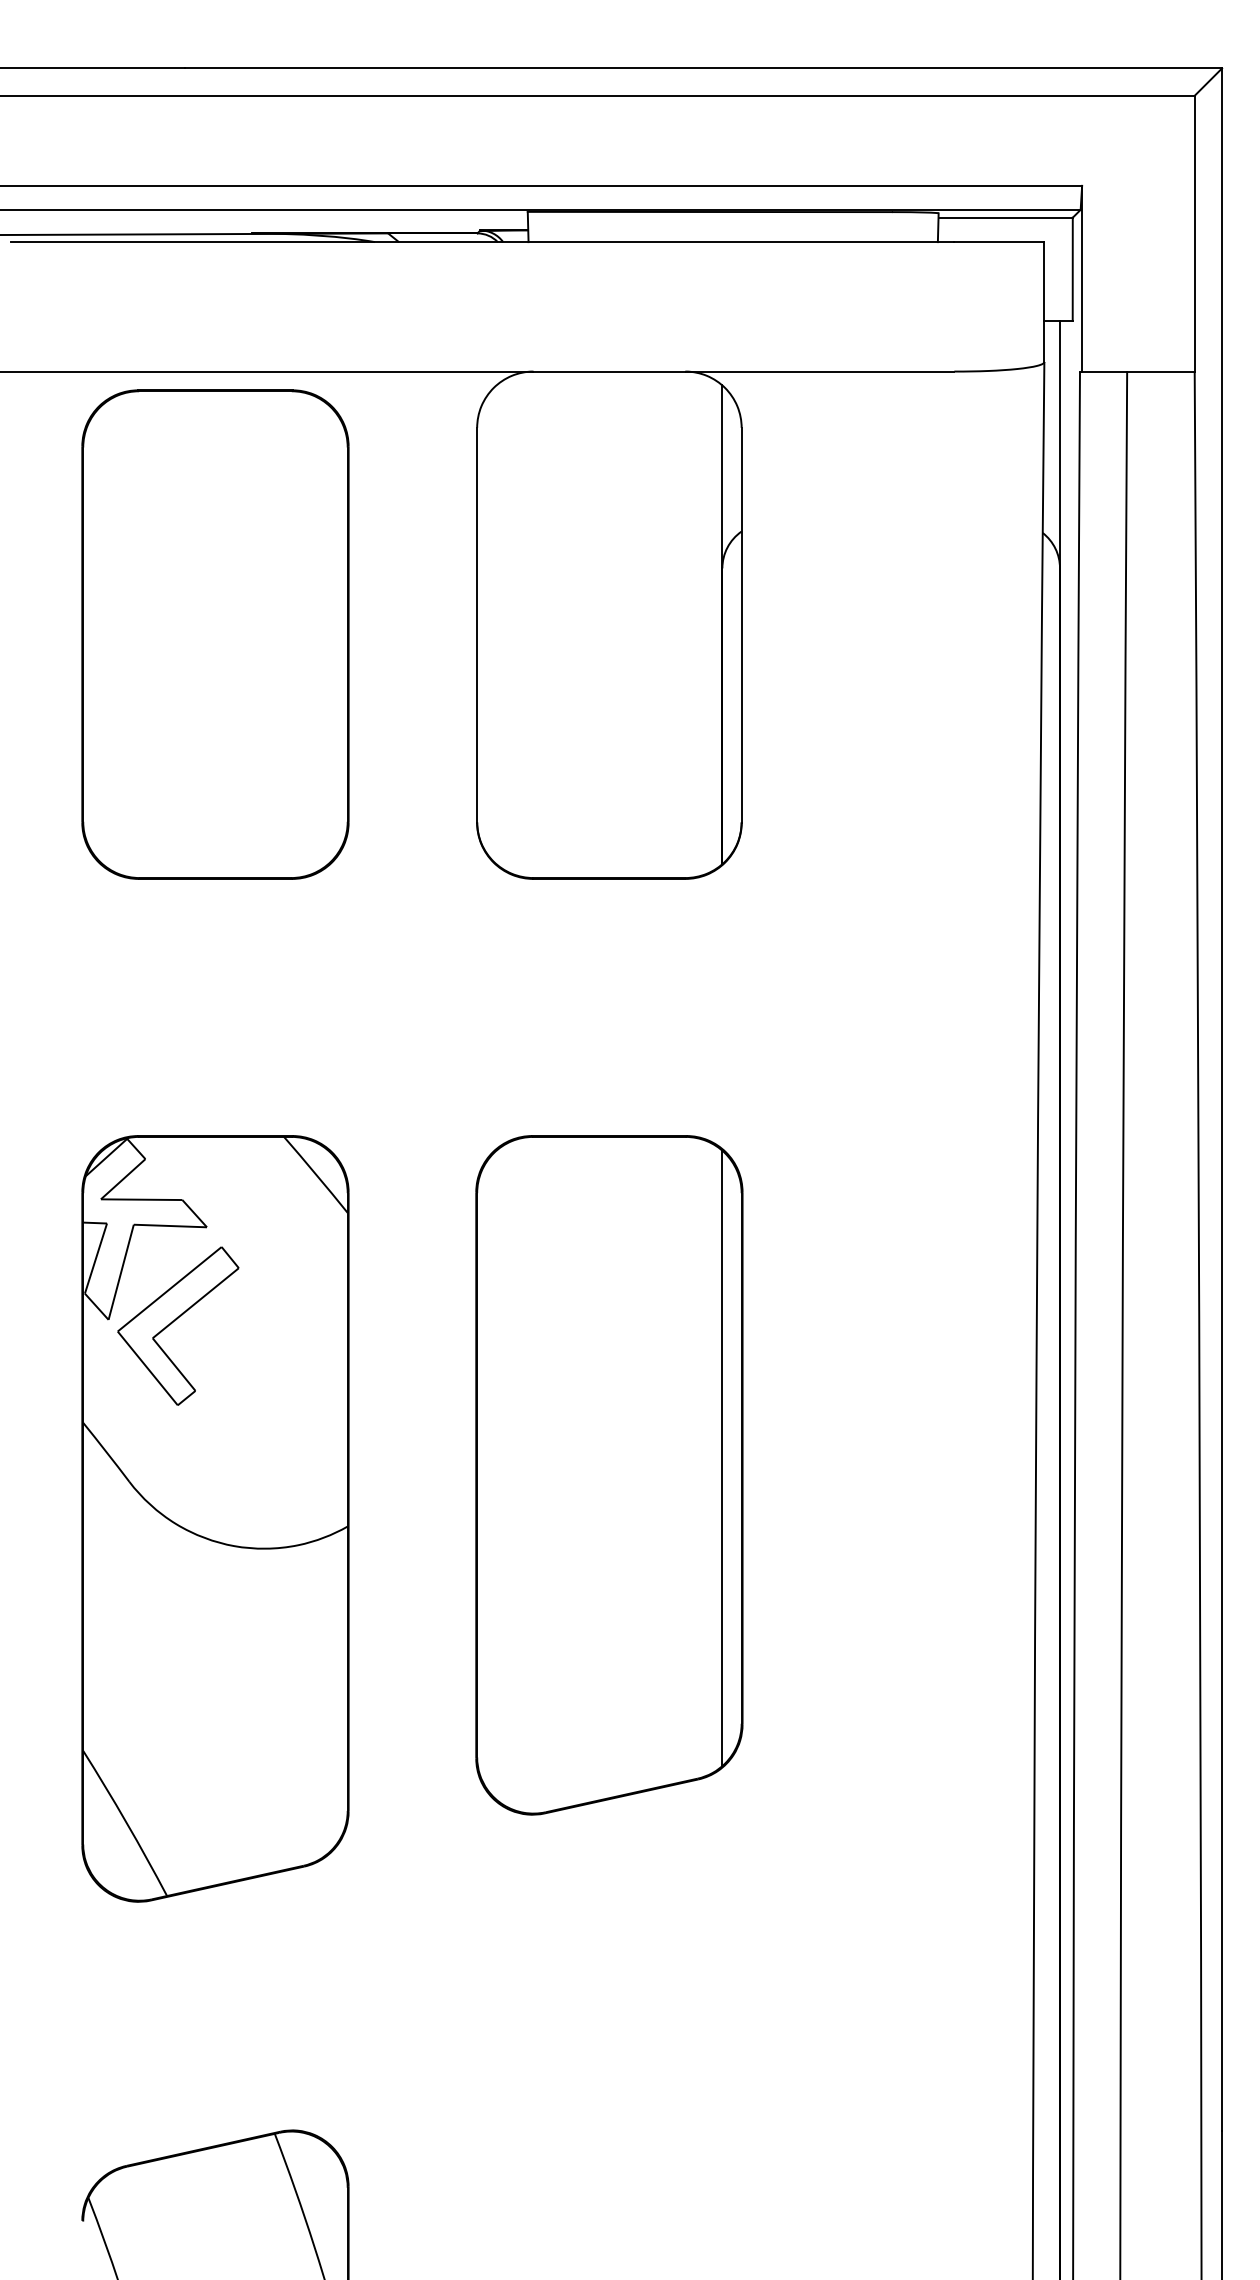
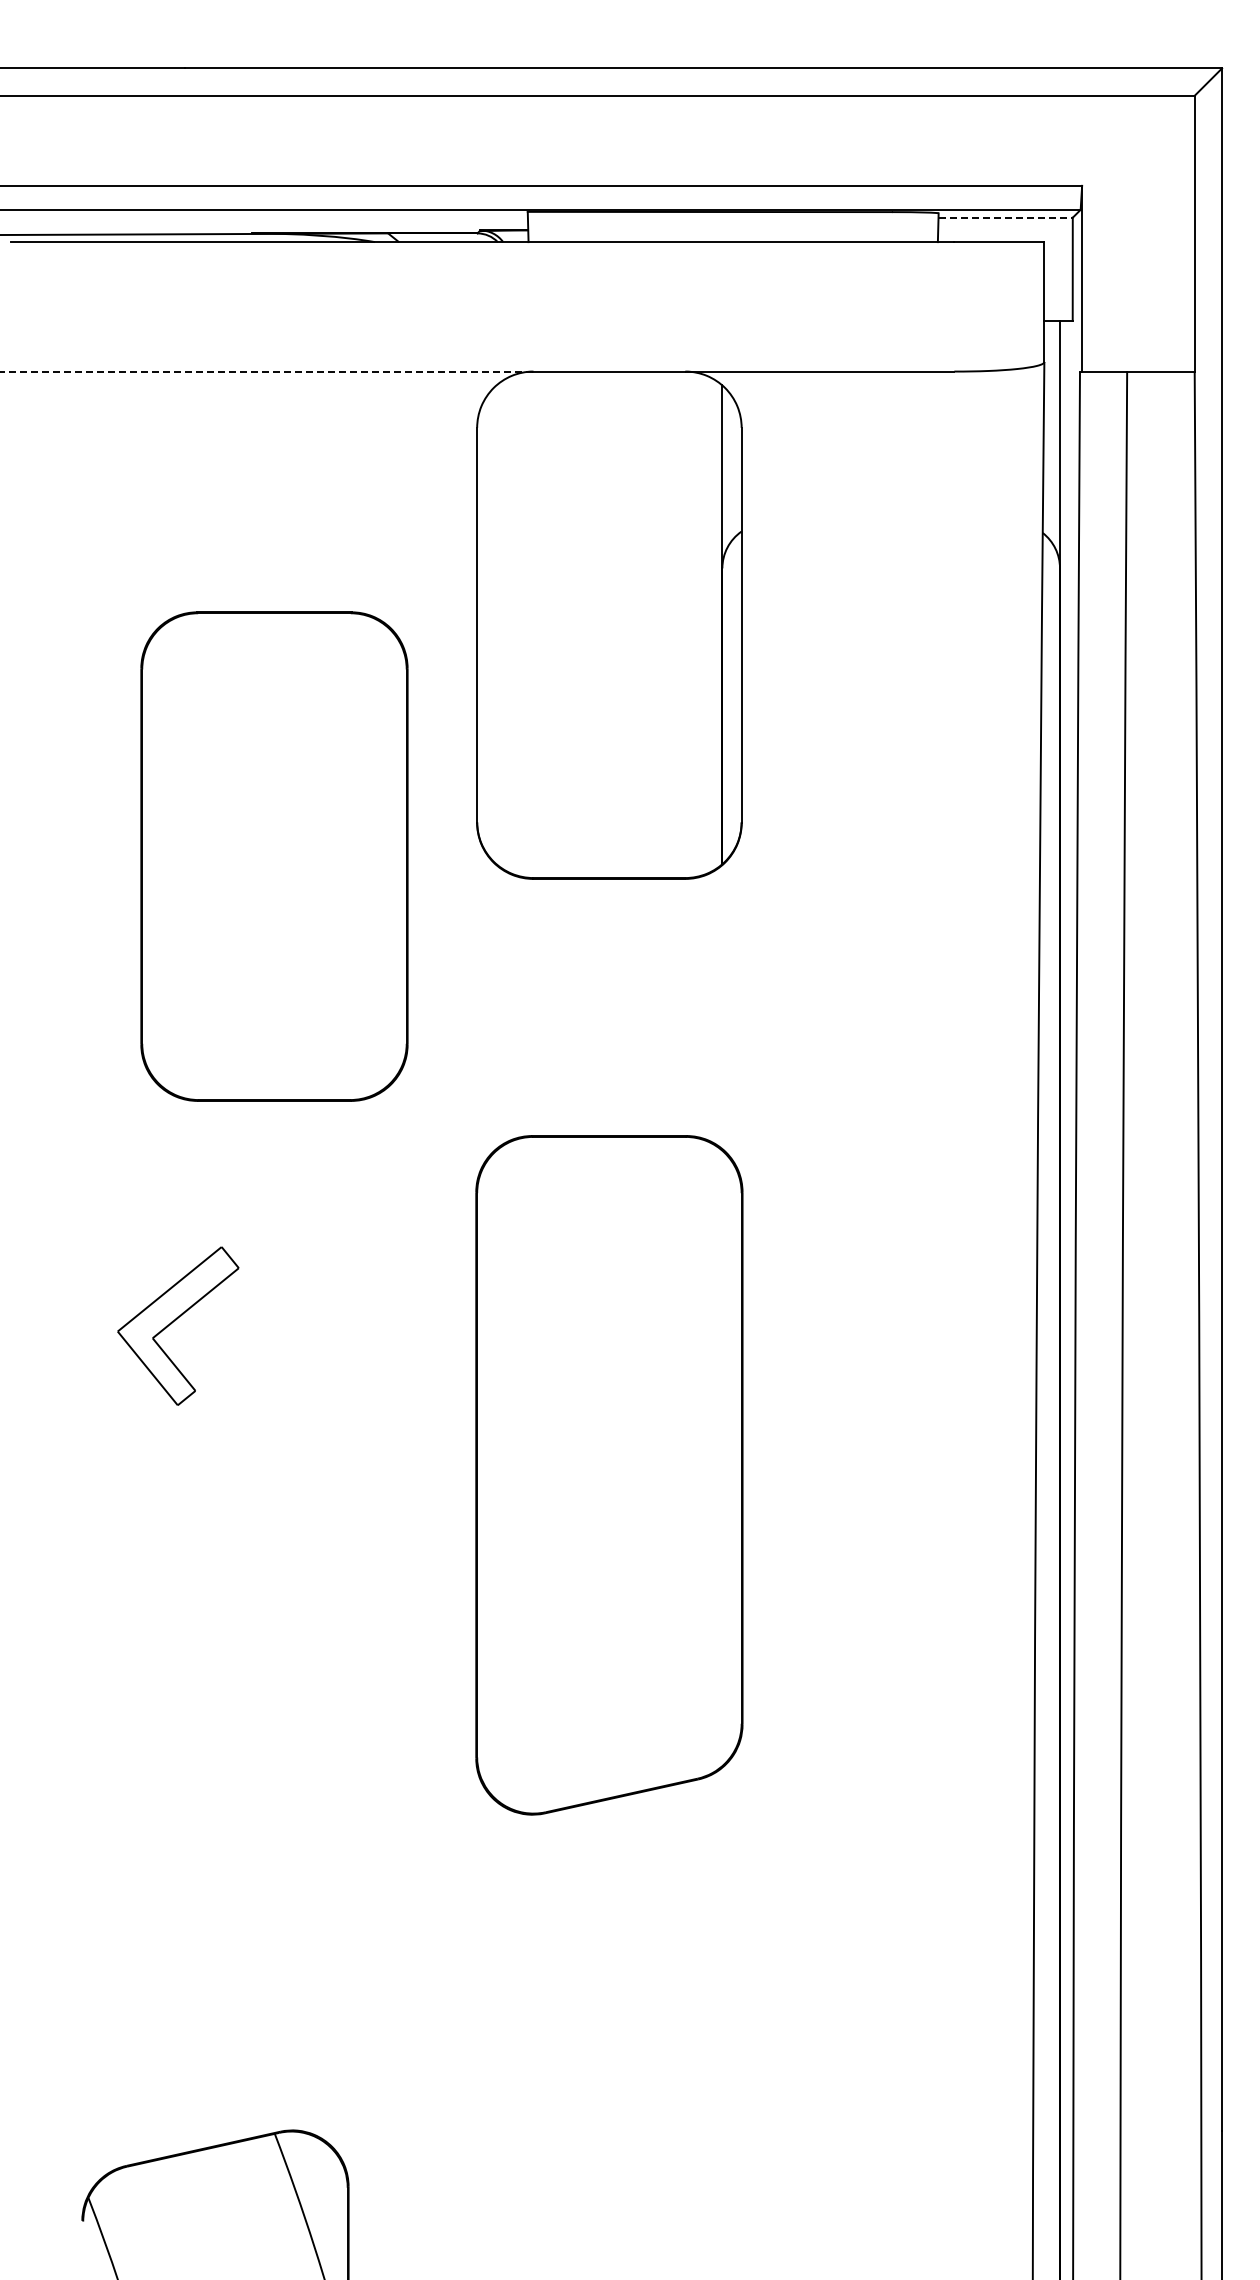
line: solid -> dashed (1006, 217)
line: solid -> dashed (266, 371)
part position: (215, 634) -> (274, 856) (274, 856)
line: present -> none (722, 1458)
part: present -> none (215, 1518)
